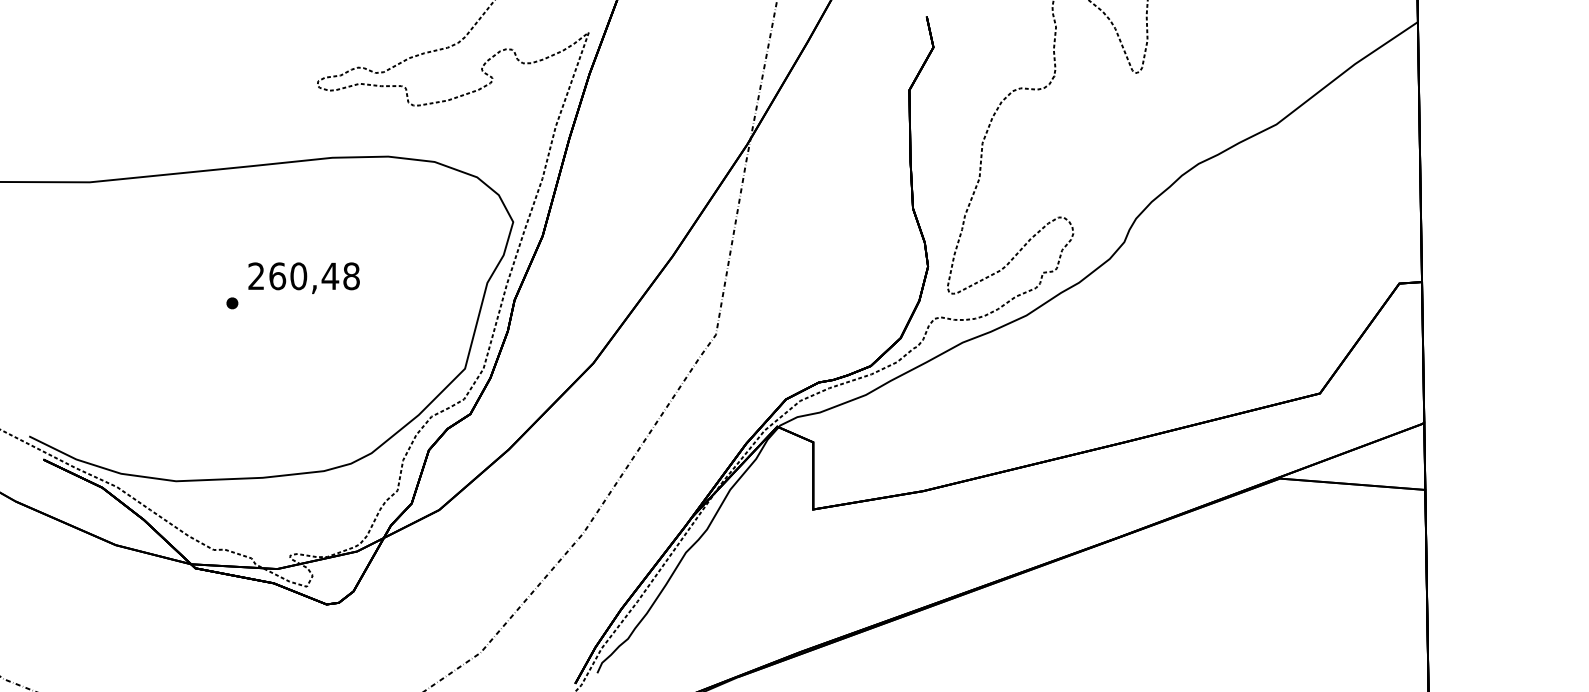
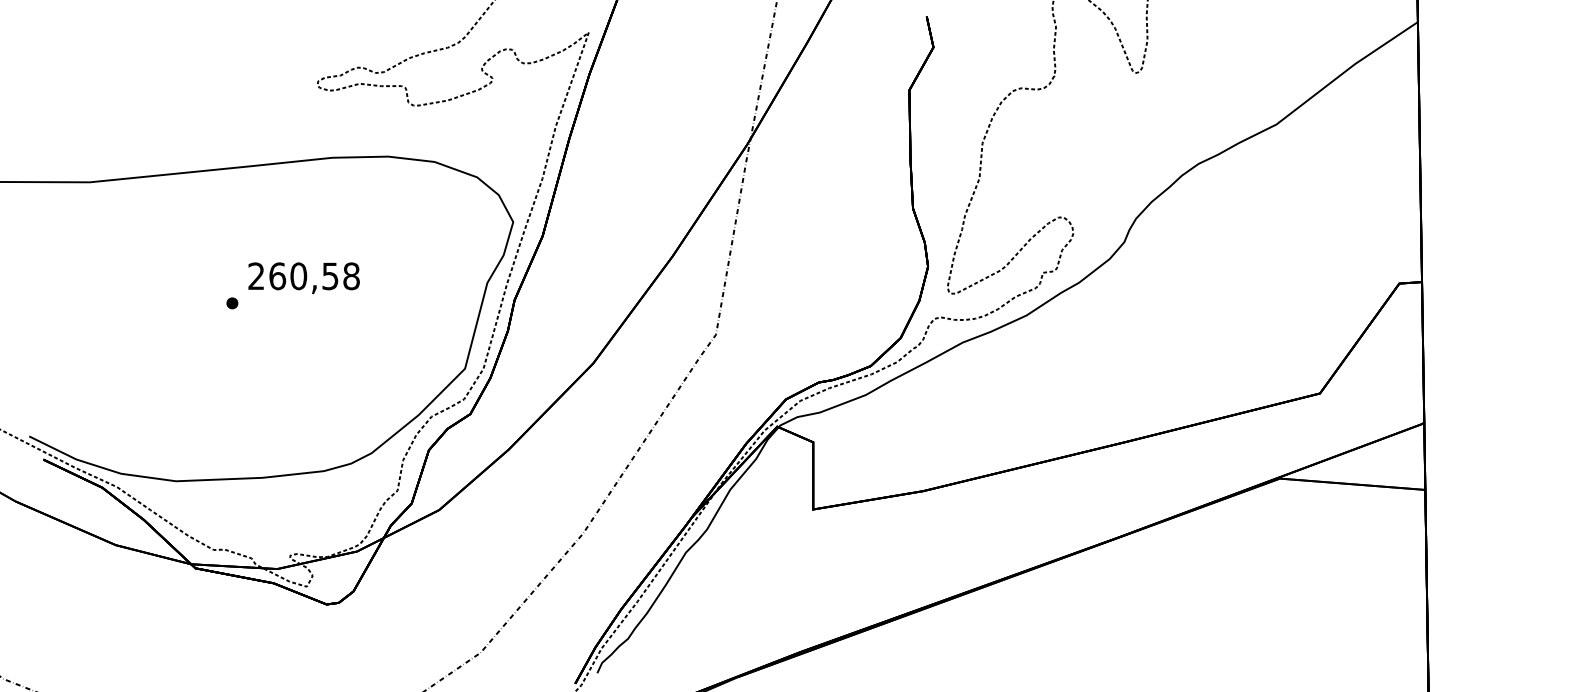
text: 260,48 -> 260,58 (330, 276)
